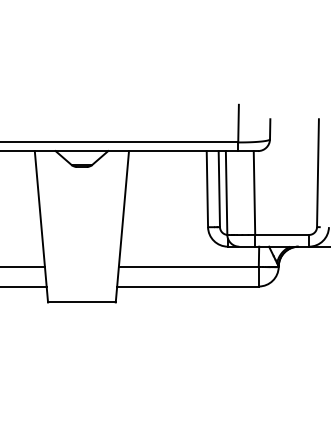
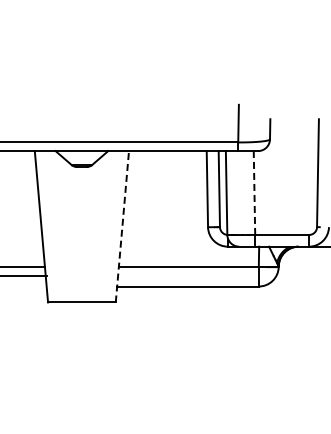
line: solid -> dashed (254, 193)
line: solid -> dashed (122, 226)
line position: (24, 286) -> (24, 275) (24, 275)
